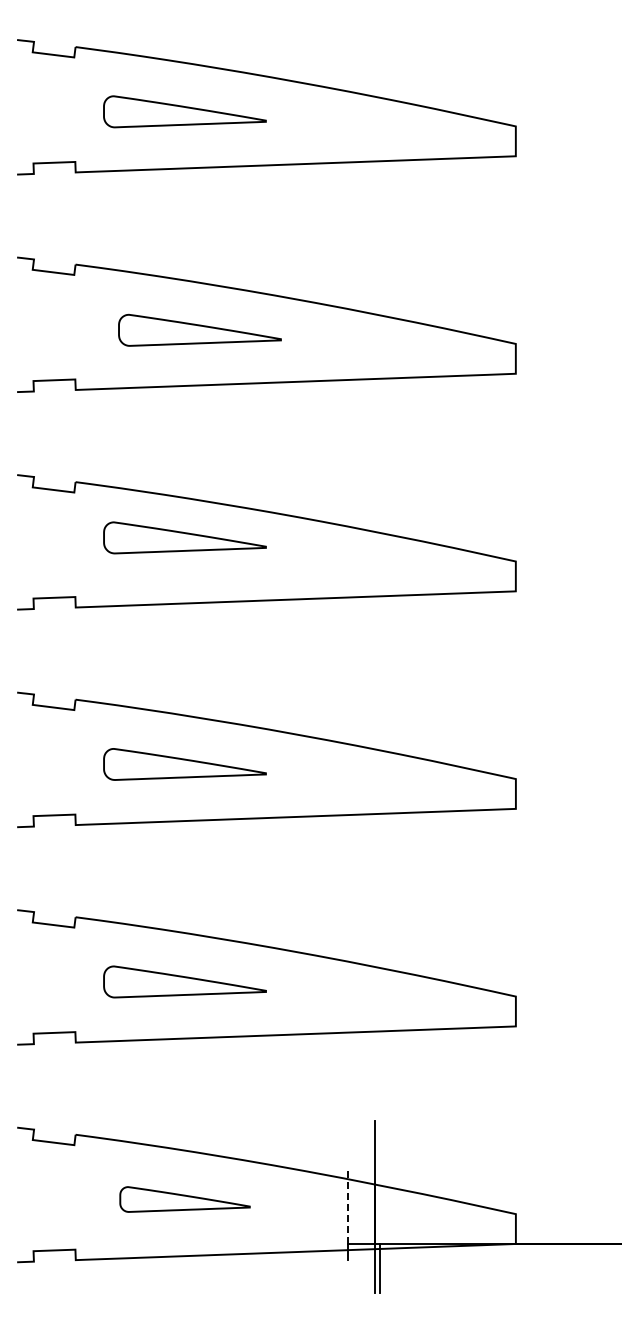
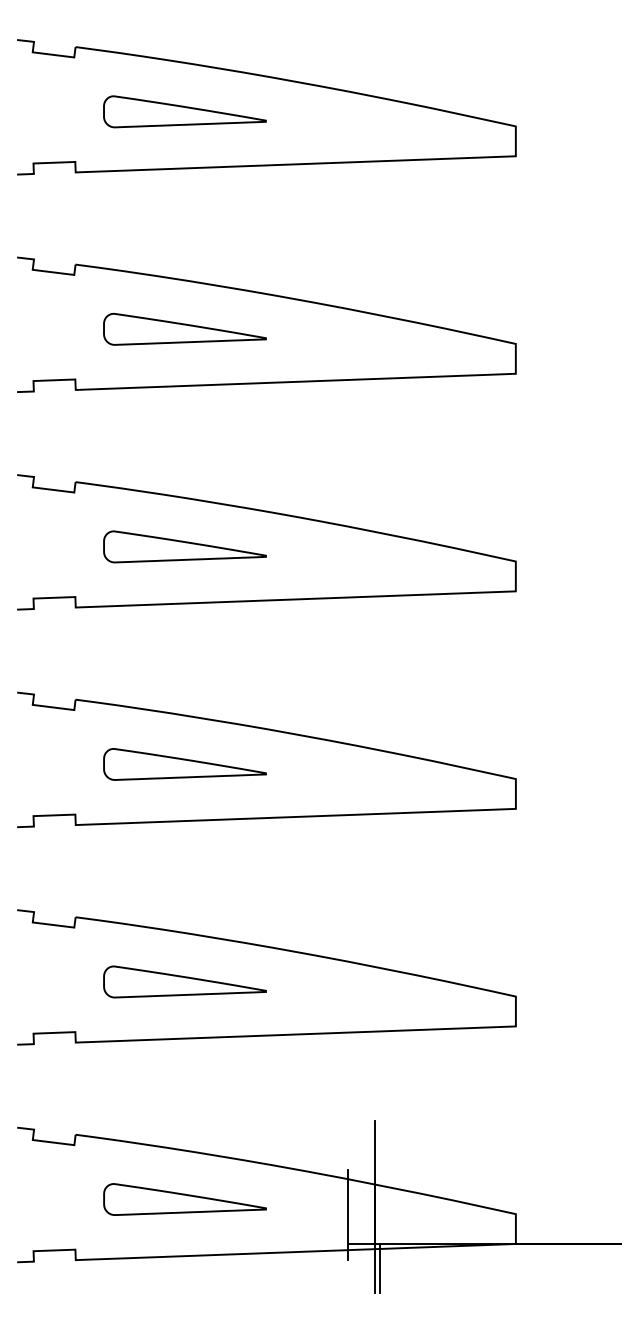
part position: (199, 329) -> (184, 328) (184, 328)
part position: (184, 537) -> (184, 546) (184, 546)
part size: 132x27 px -> 164x33 px (184, 1199)
line: dashed -> solid (348, 1206)
